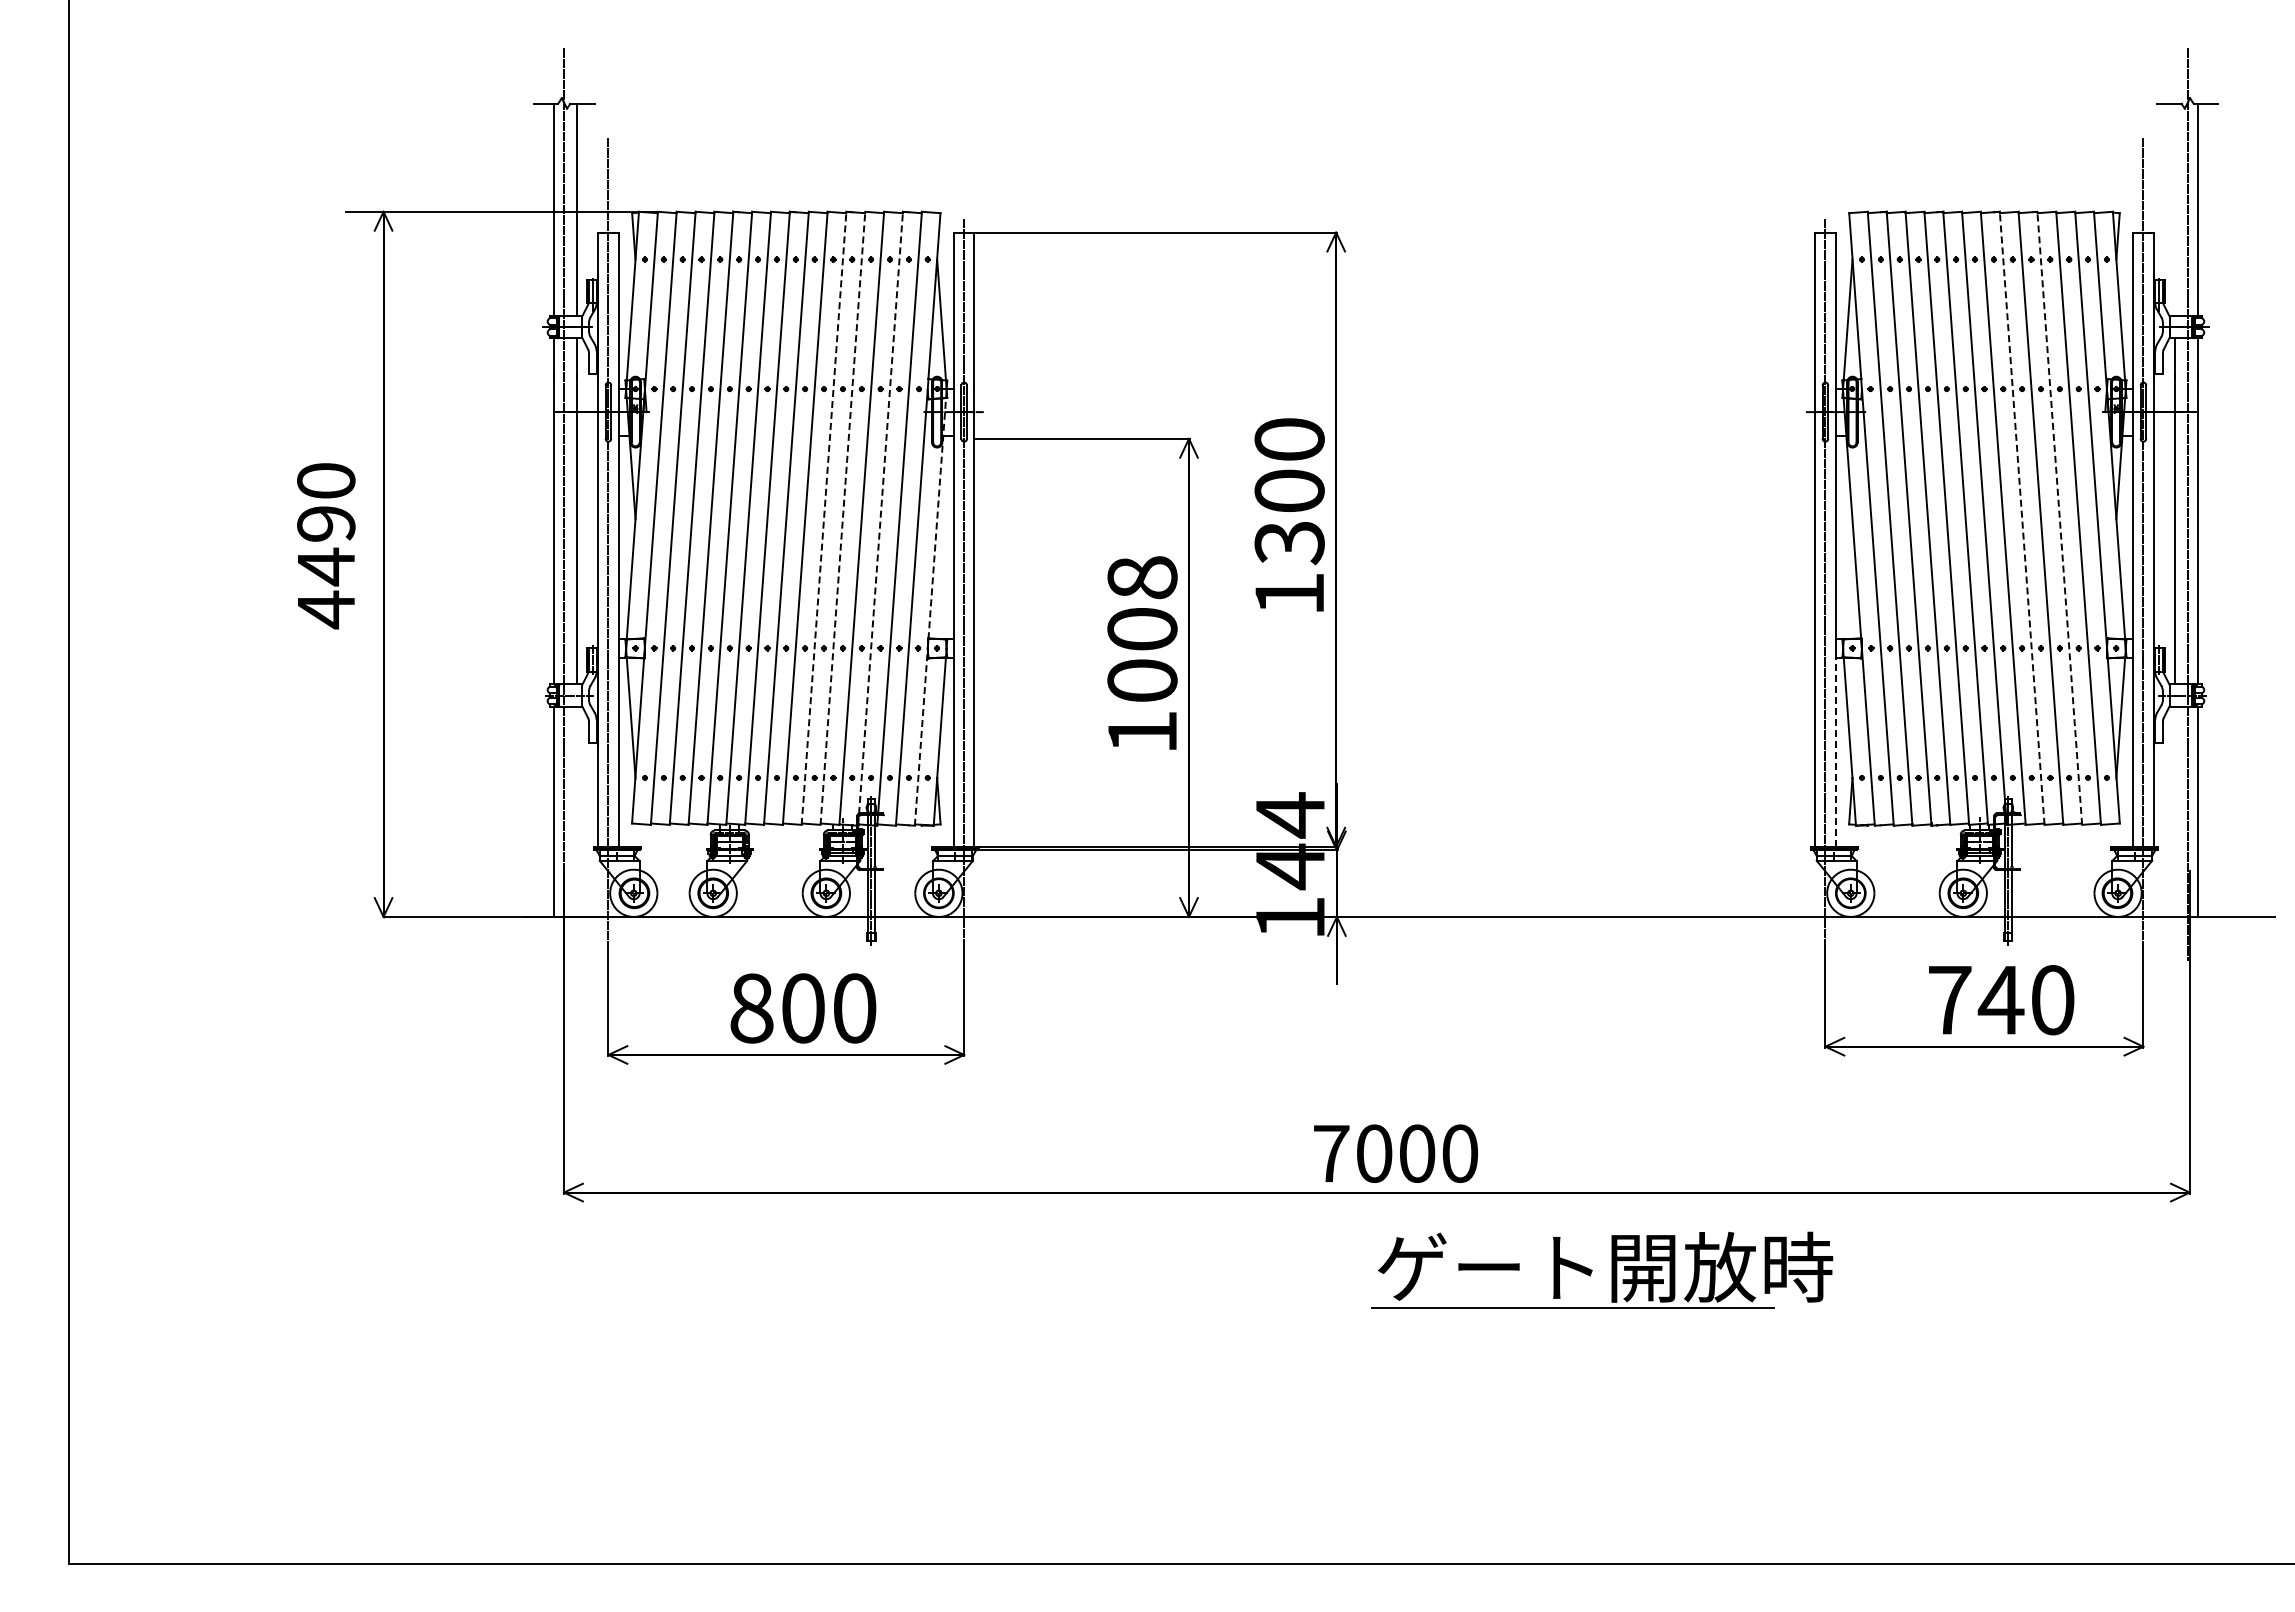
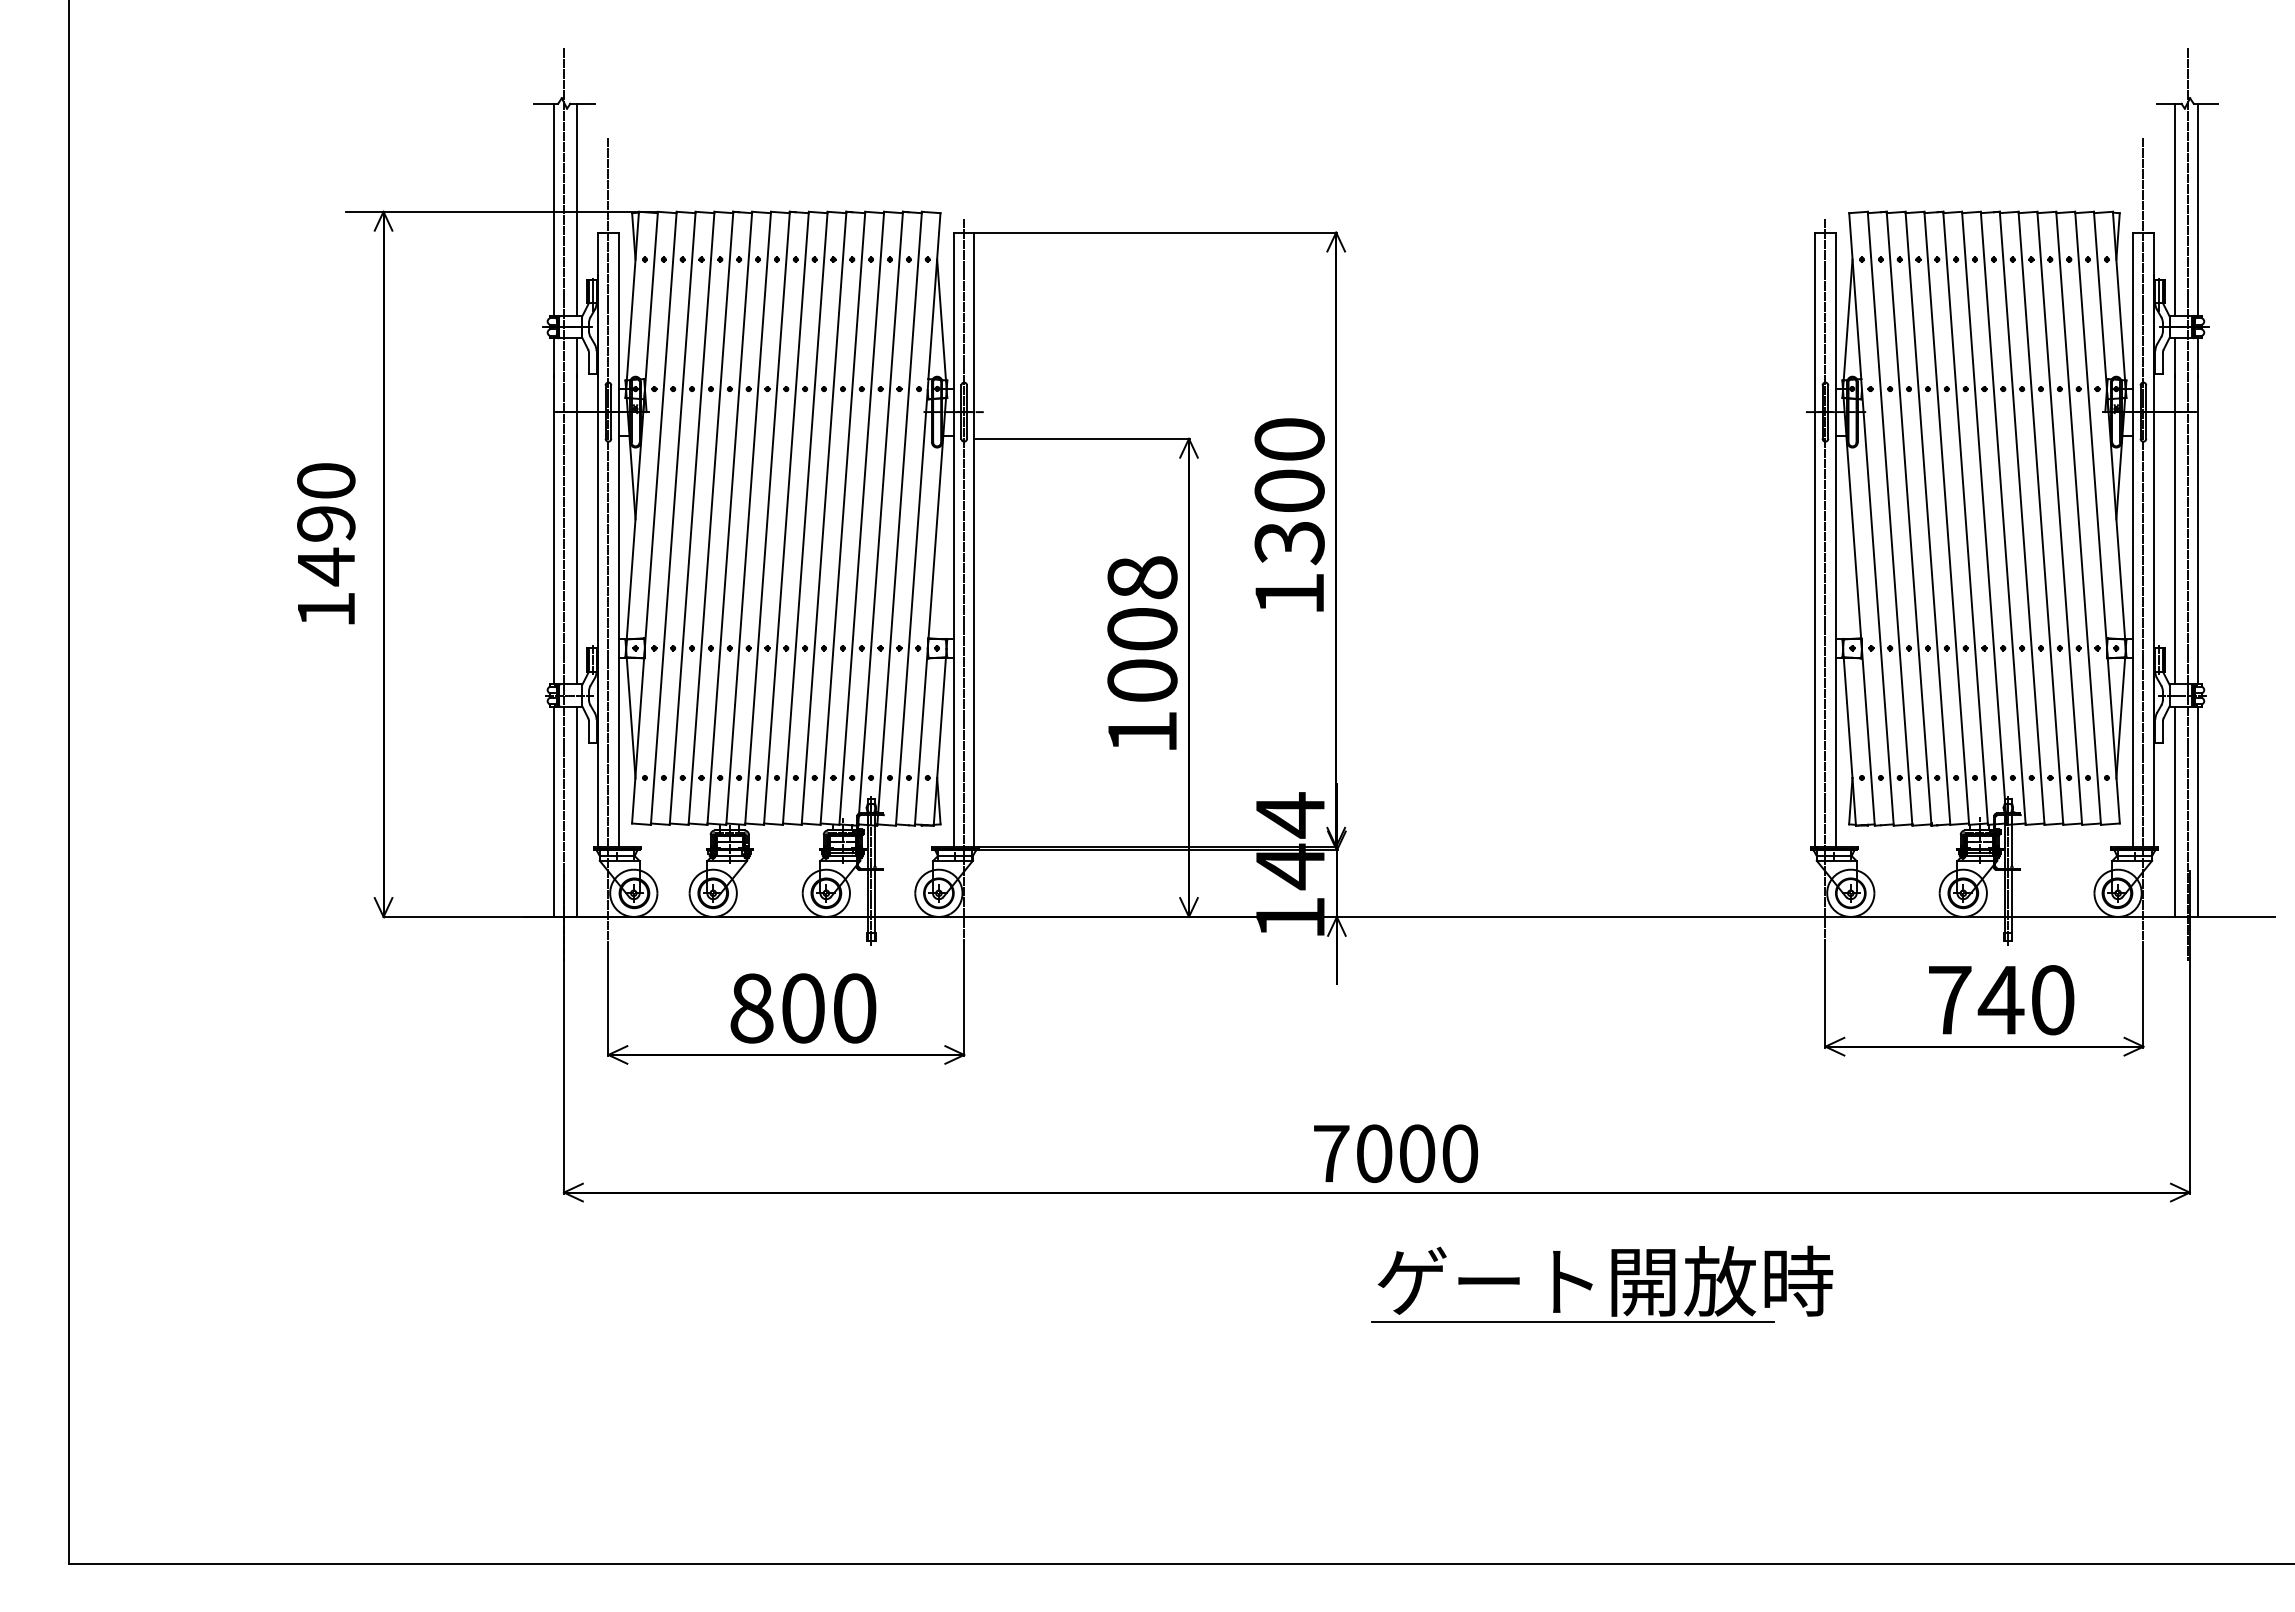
line: none -> present (2175, 209)
line: dashed -> solid (824, 517)
line: dashed -> solid (842, 517)
line: dashed -> solid (880, 517)
line: dashed -> solid (2022, 517)
line: dashed -> solid (2059, 517)
line: dashed -> solid (931, 602)
text: 4490 -> 1490 (326, 609)
line: dashed -> solid (1835, 751)
line: none -> present (576, 811)
line: none -> present (2175, 811)
part position: (1611, 1269) -> (1611, 1283) (1611, 1283)
